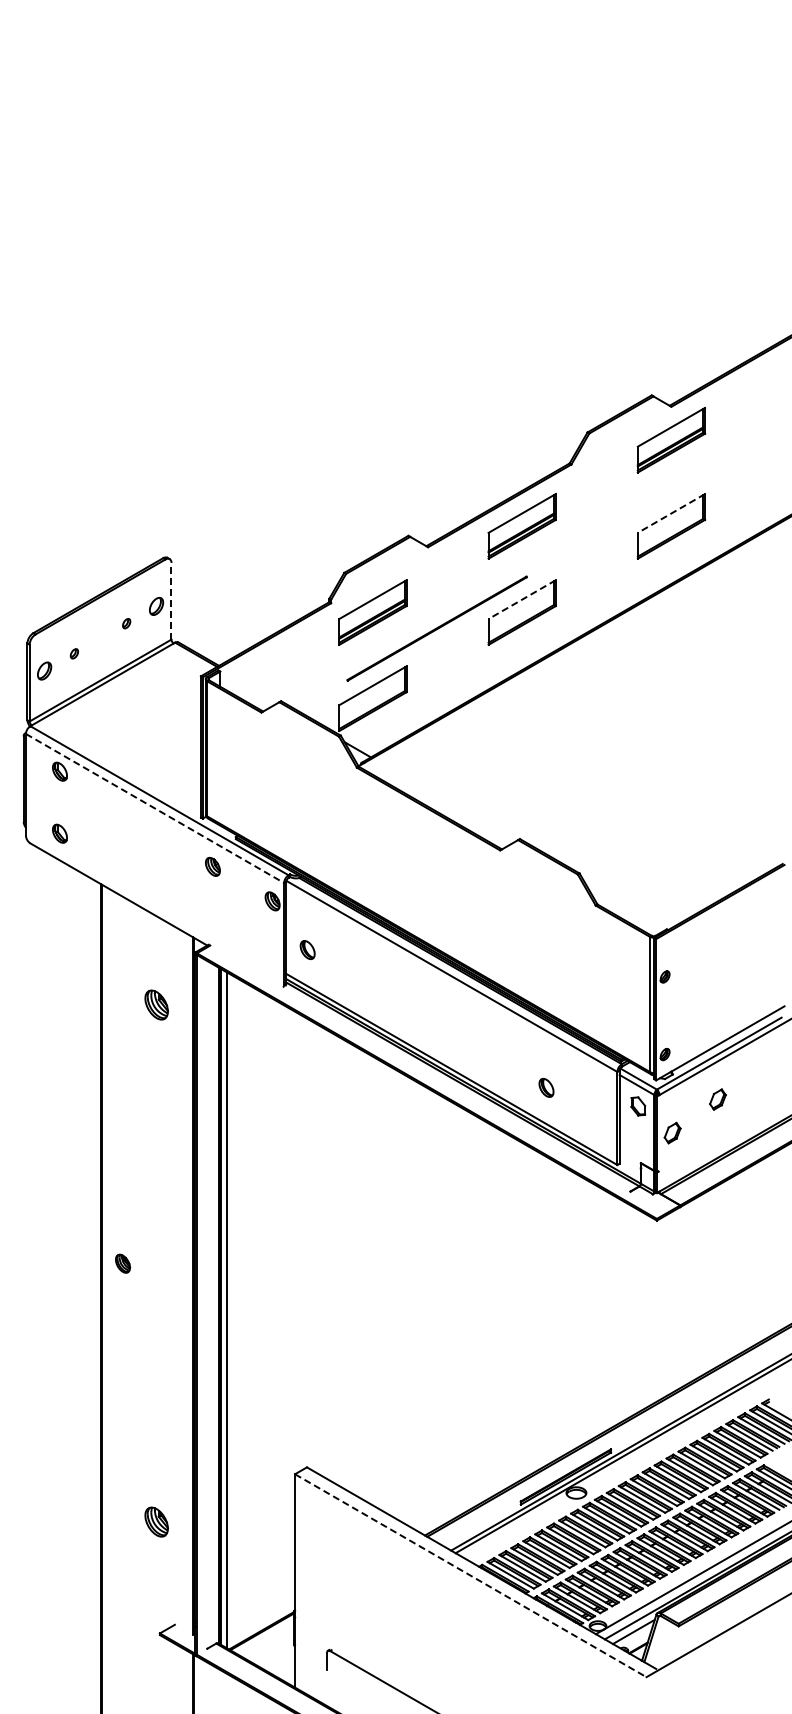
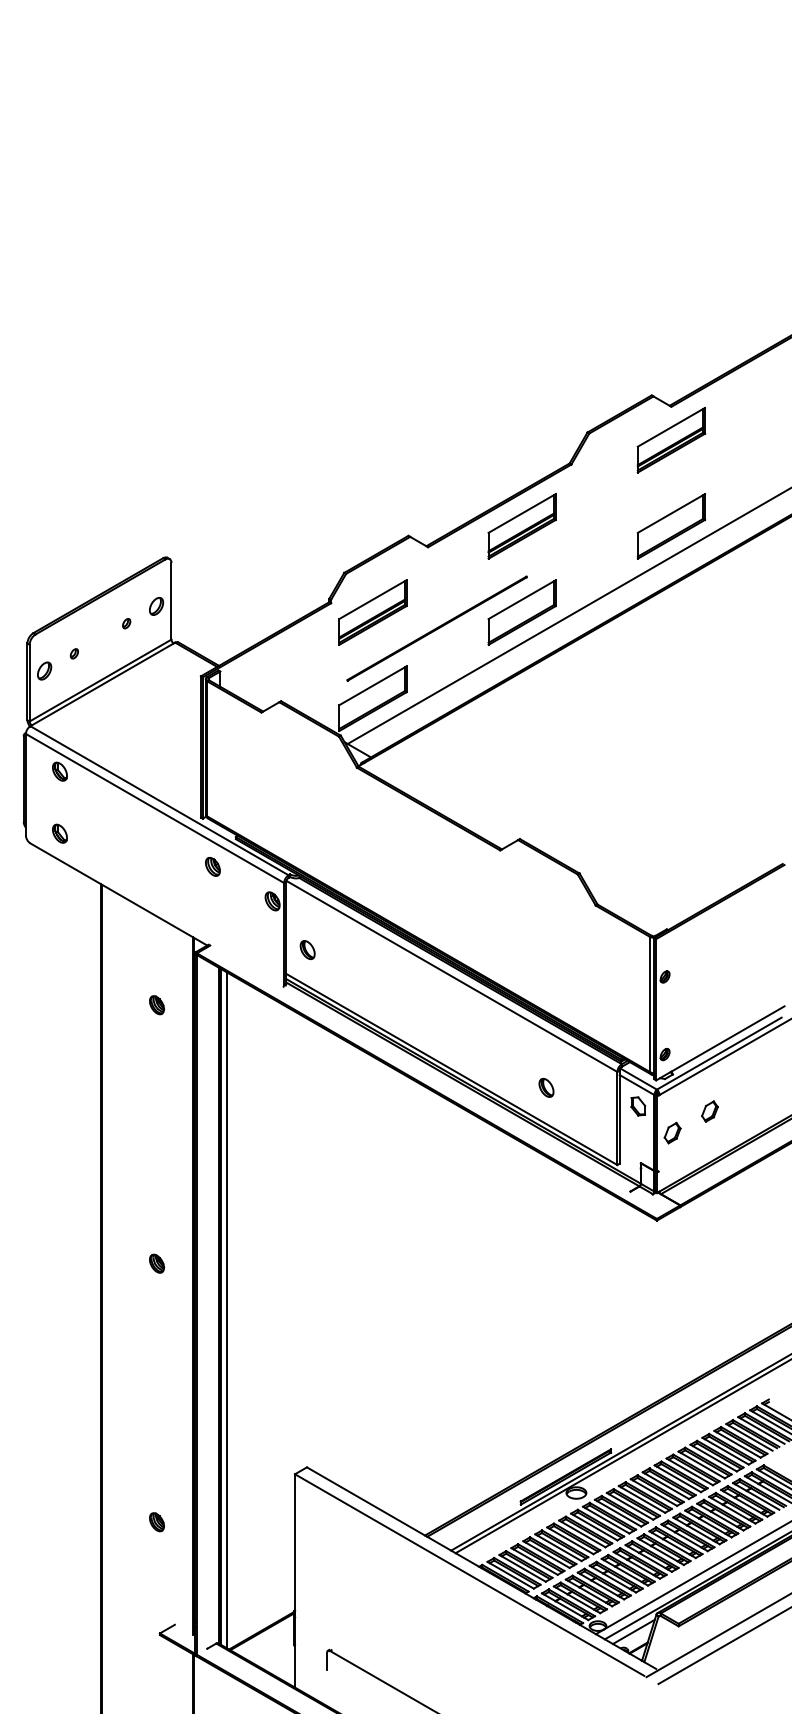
line: dashed -> solid (671, 513)
line: dashed -> solid (522, 599)
line: dashed -> solid (171, 600)
line: none -> present (567, 616)
line: dashed -> solid (155, 808)
part size: 25x32 px -> 17x21 px (157, 1005)
part position: (717, 1099) -> (709, 1111) (709, 1111)
part position: (123, 1263) -> (157, 1263) (157, 1263)
part size: 26x32 px -> 17x21 px (157, 1522)
line: dashed -> solid (469, 1575)
line: none -> present (723, 1646)
